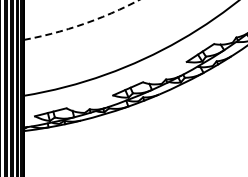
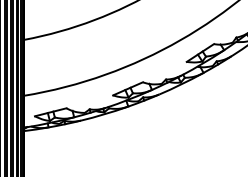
arc: dashed -> solid (82, 24)
